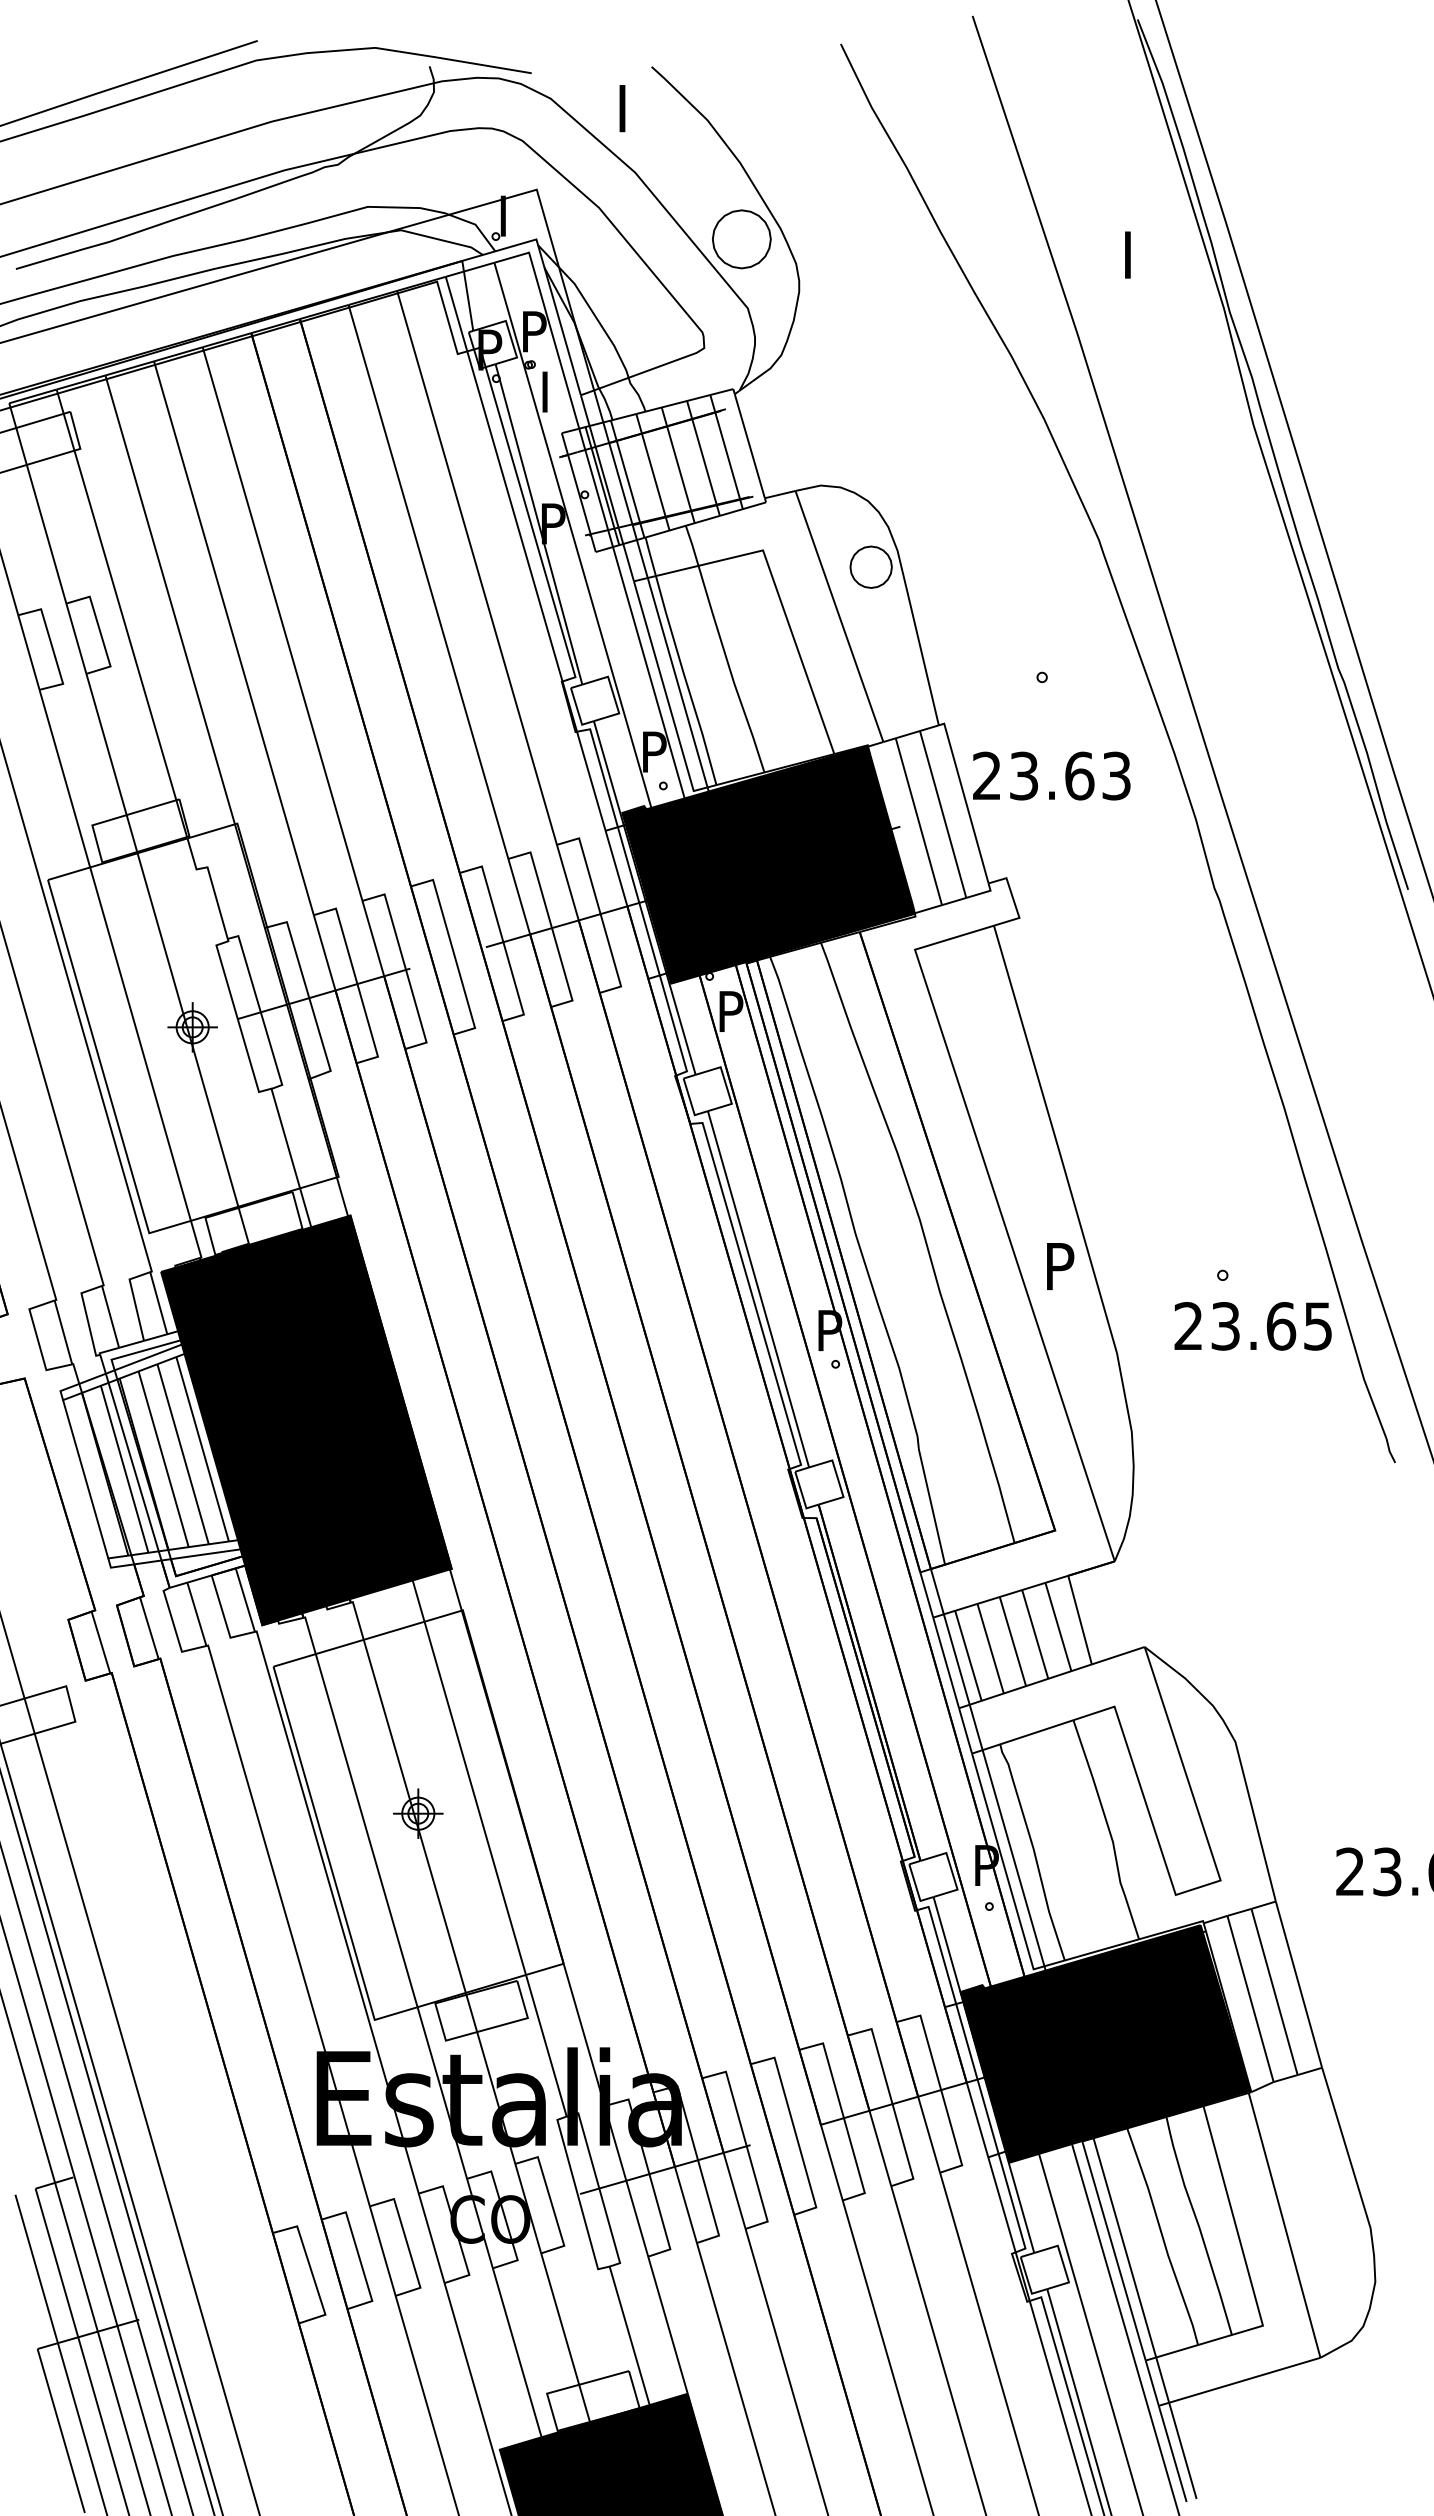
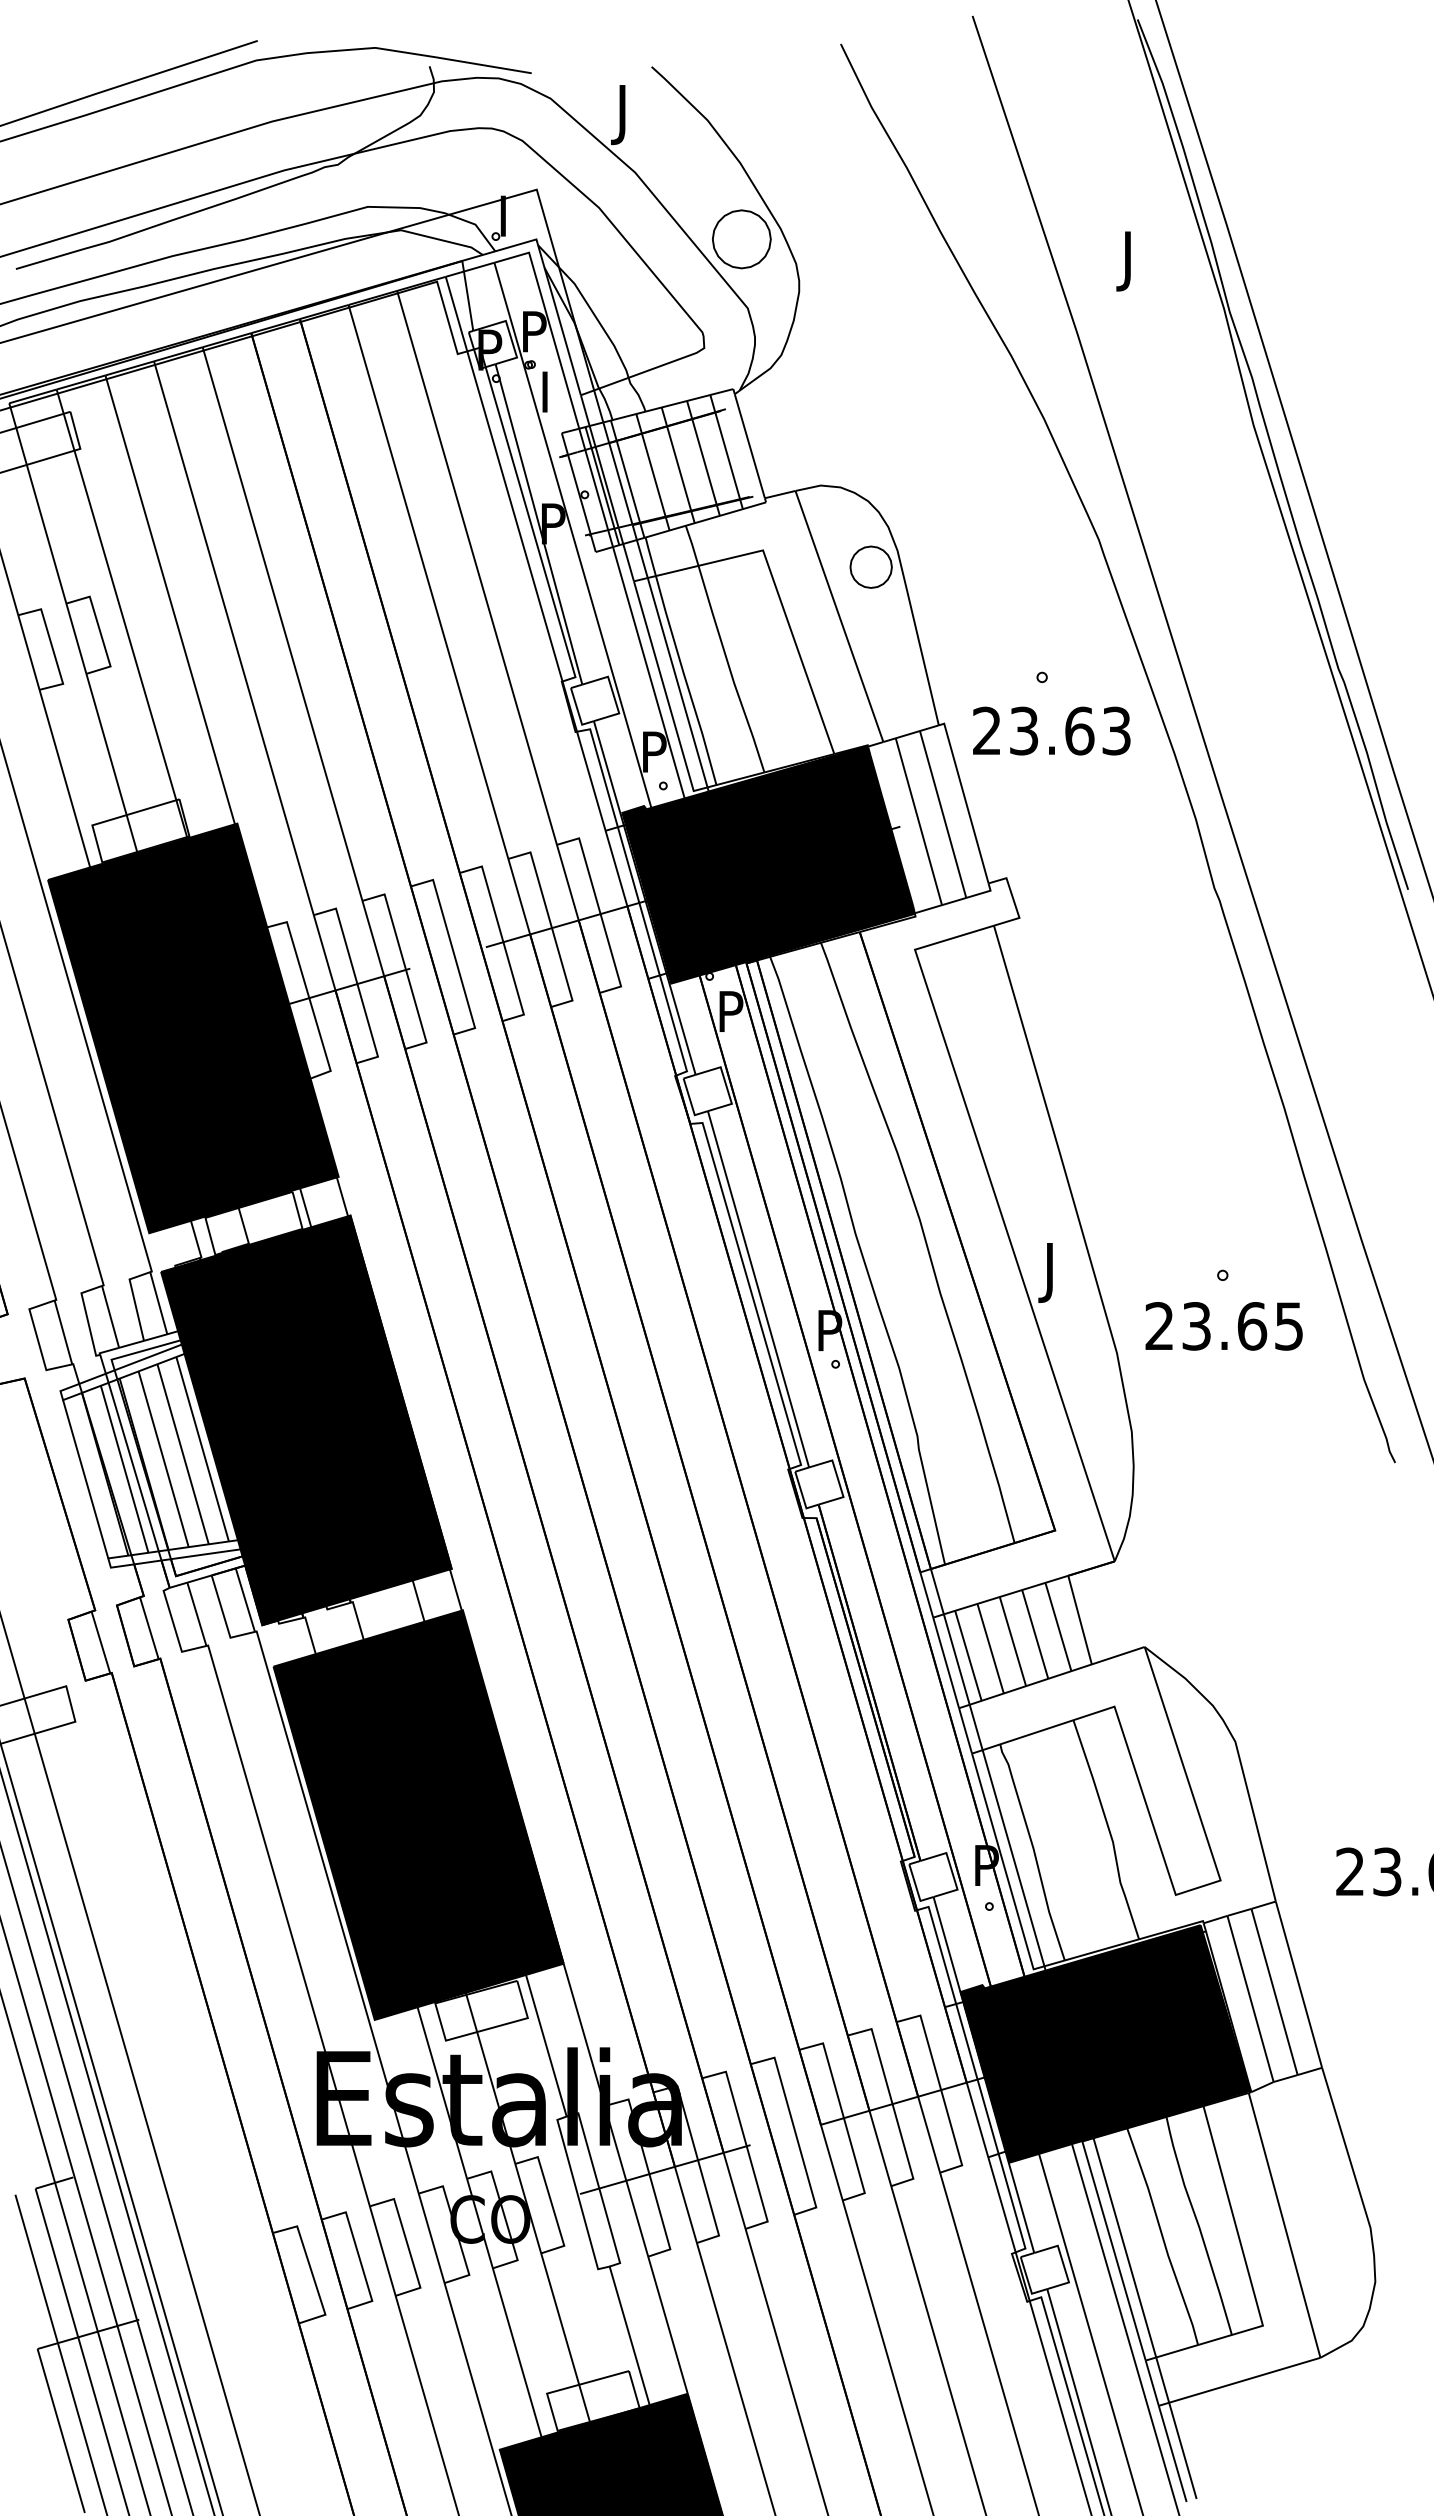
text: I -> J (618, 138)
text: I -> J (1123, 284)
text position: (1051, 775) -> (1051, 730) (1051, 730)
fill: none -> present (192, 1028)
text: P -> J (1056, 1272)
text position: (1252, 1326) -> (1223, 1326) (1223, 1326)
fill: none -> present (418, 1814)
